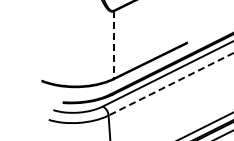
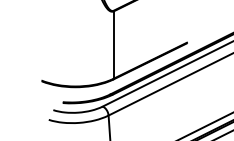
line: dashed -> solid (113, 44)
line: dashed -> solid (170, 84)
